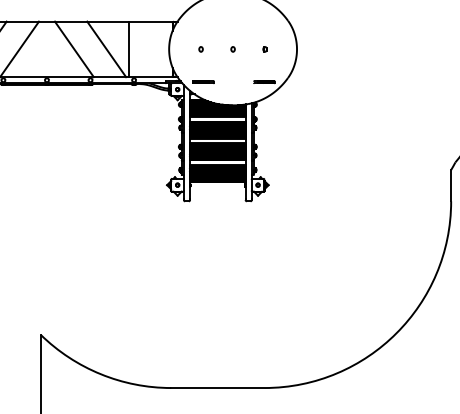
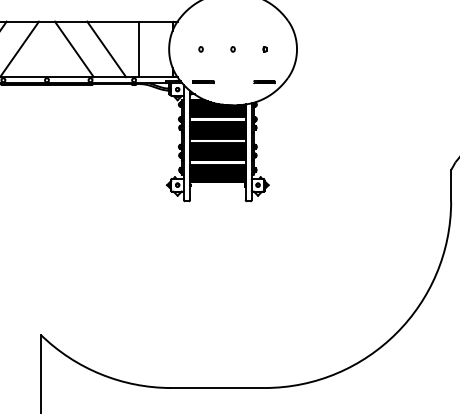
line position: (128, 49) -> (138, 49) (138, 49)
